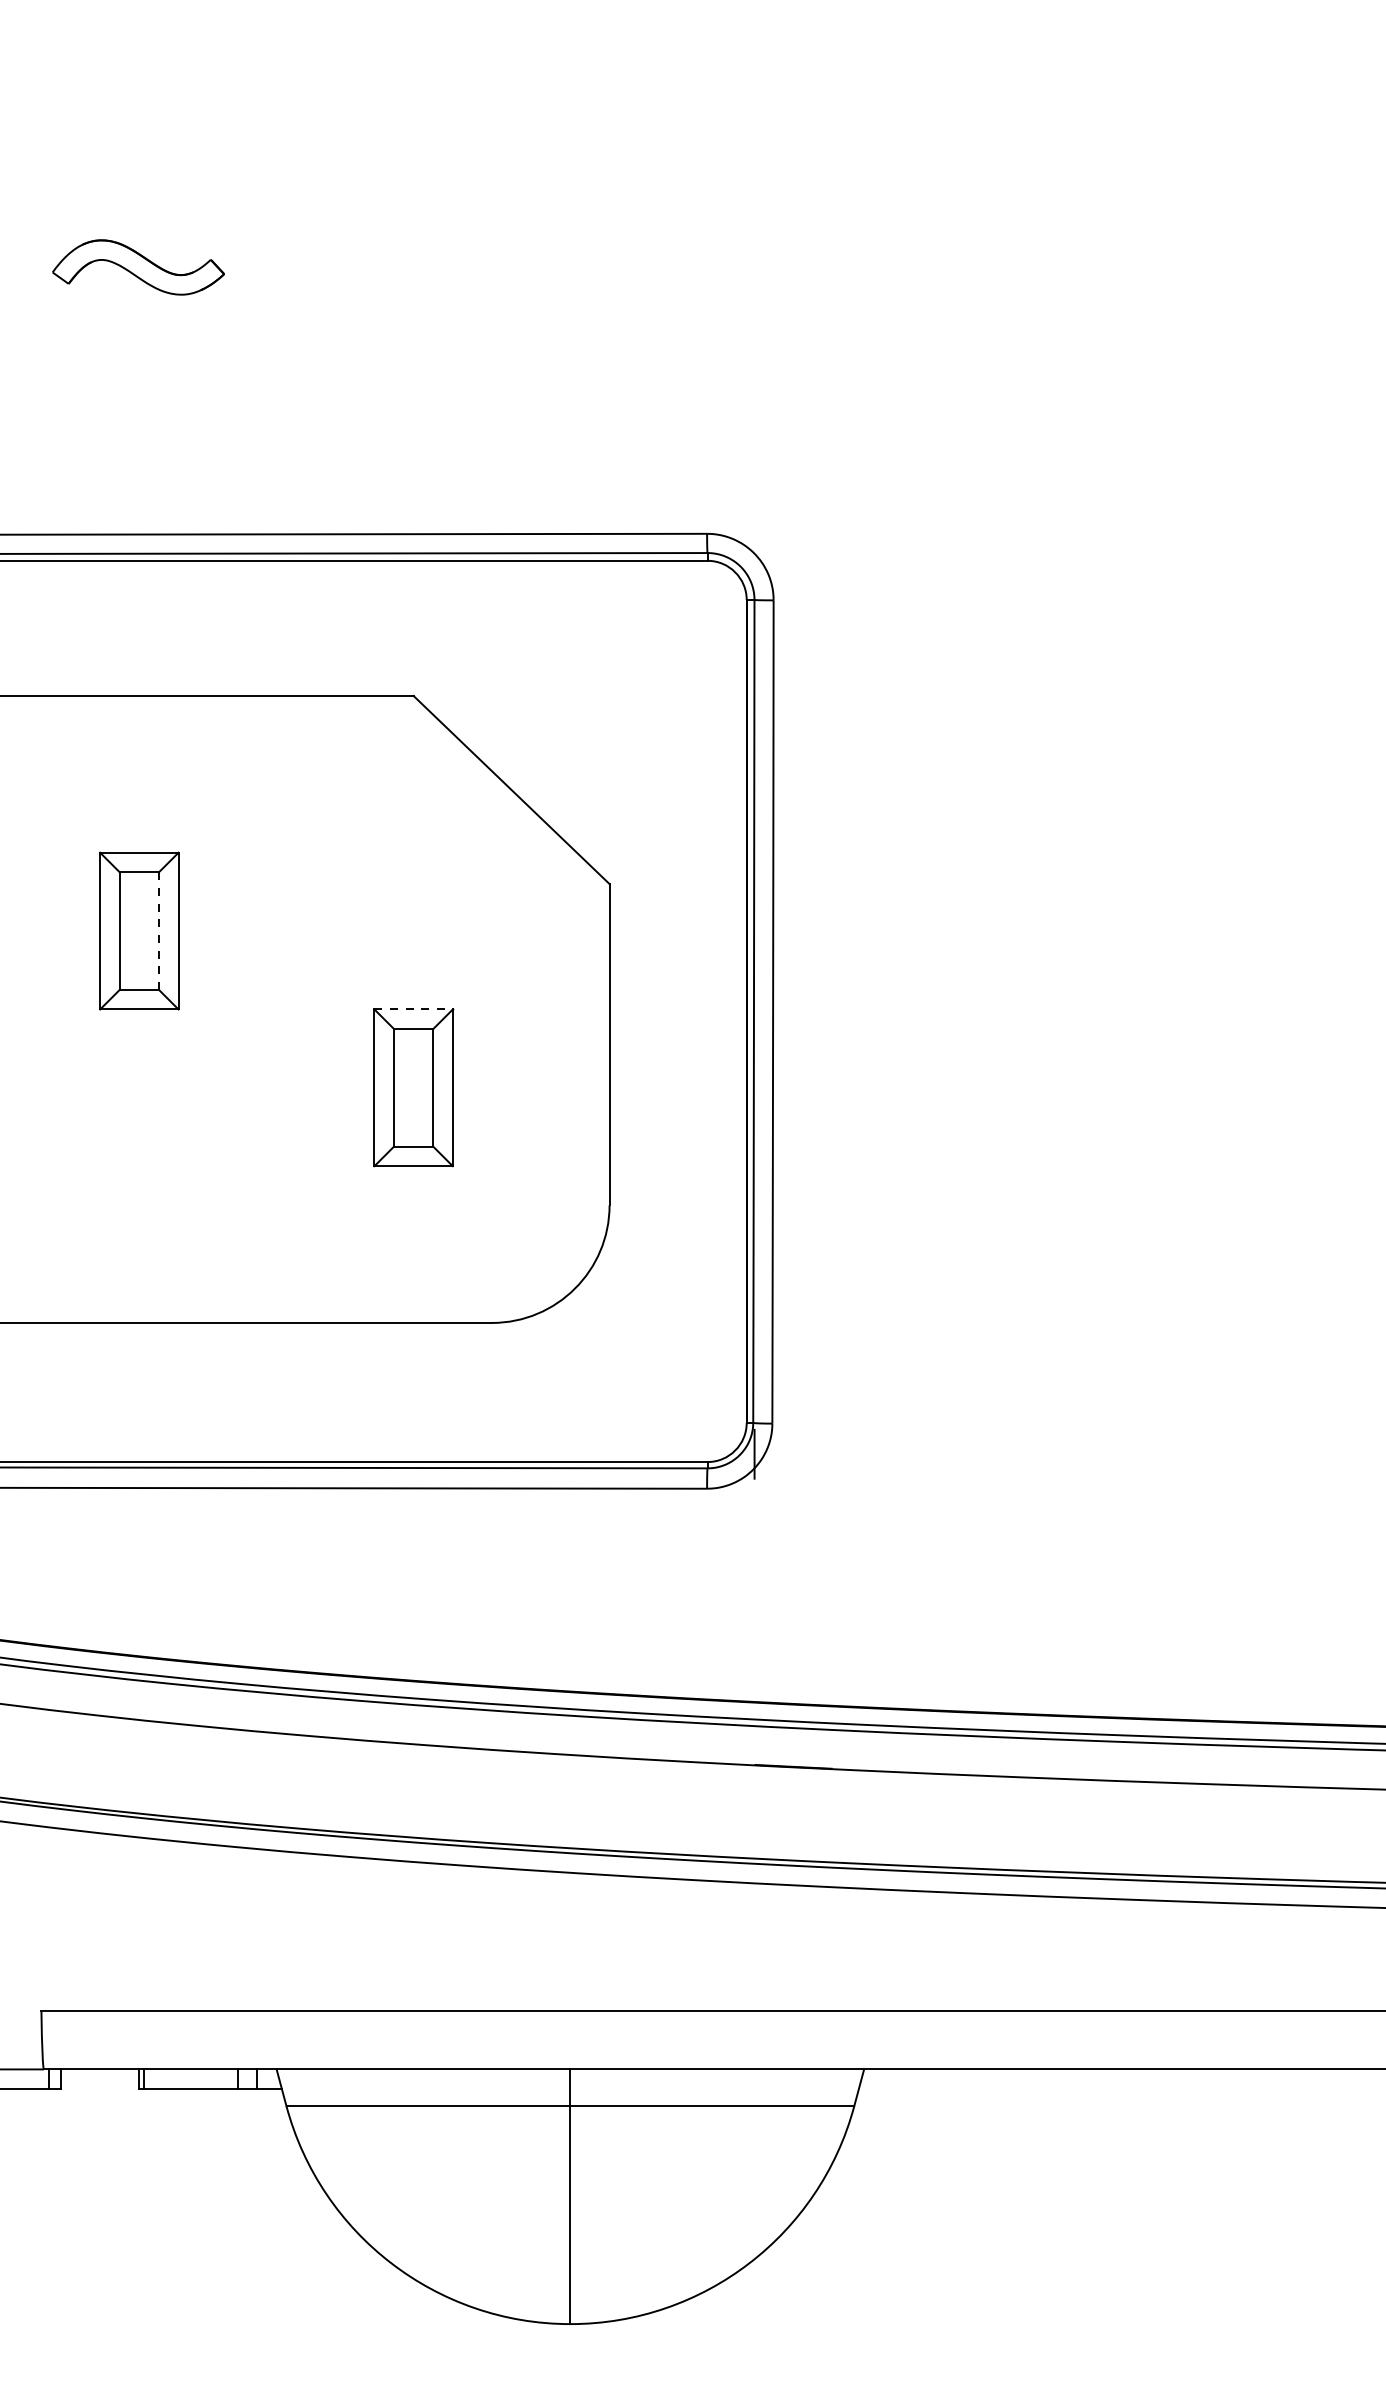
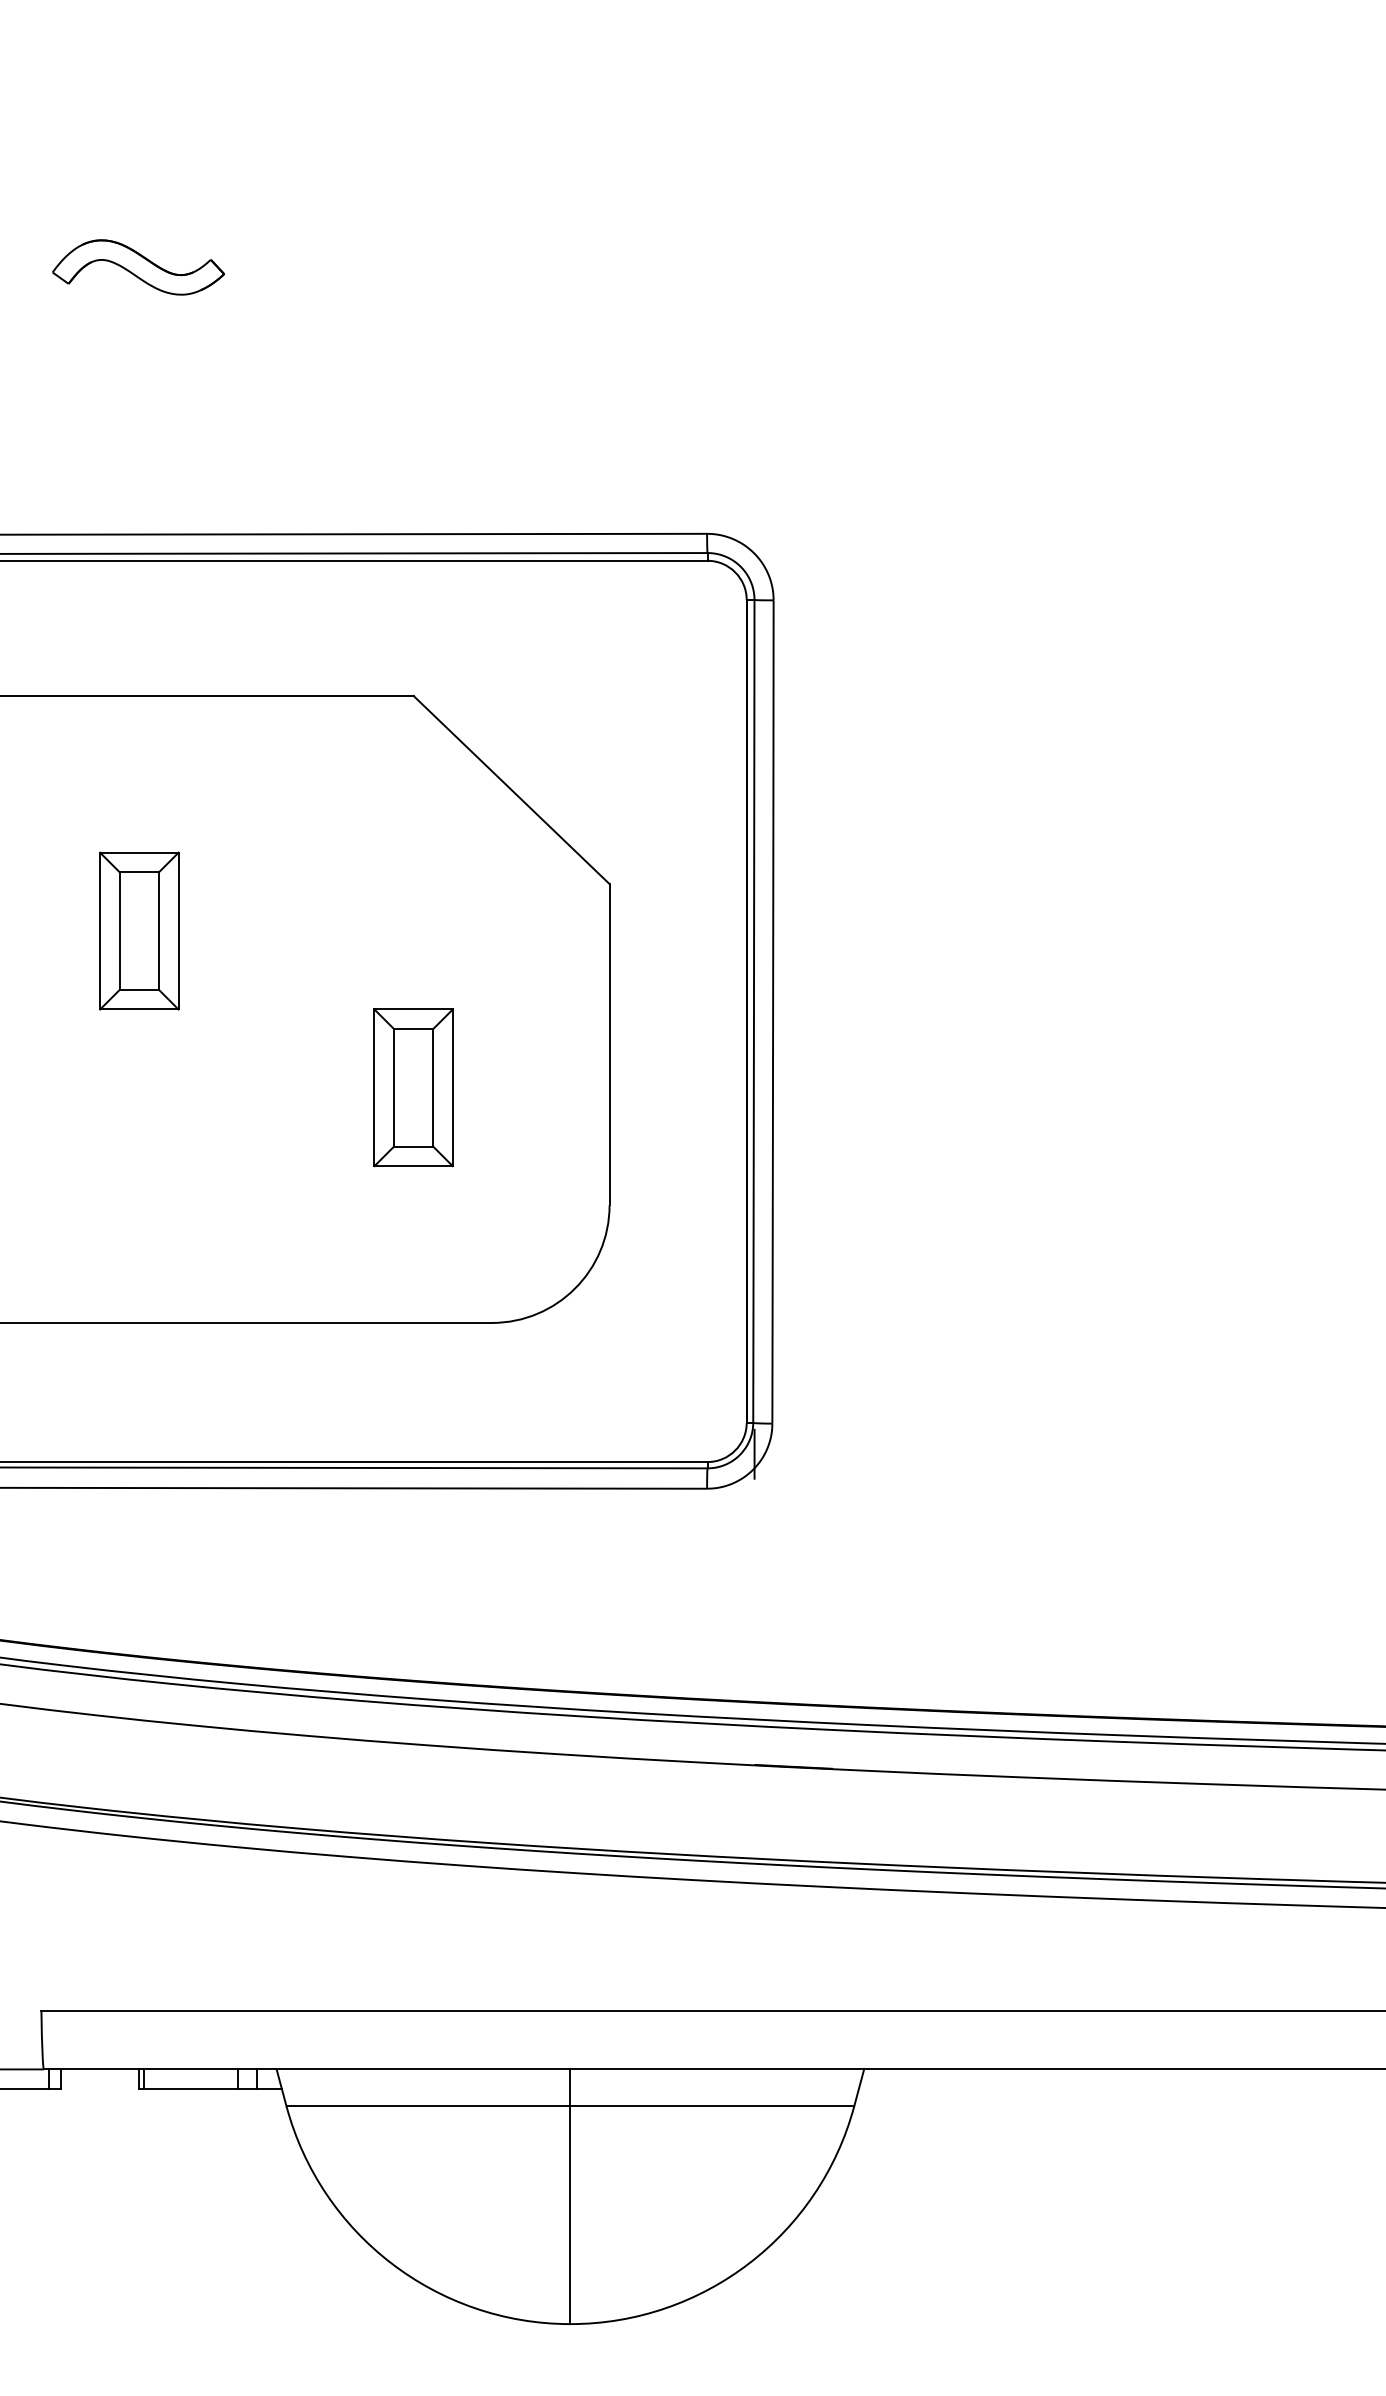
line: dashed -> solid (158, 931)
line: dashed -> solid (414, 1009)
